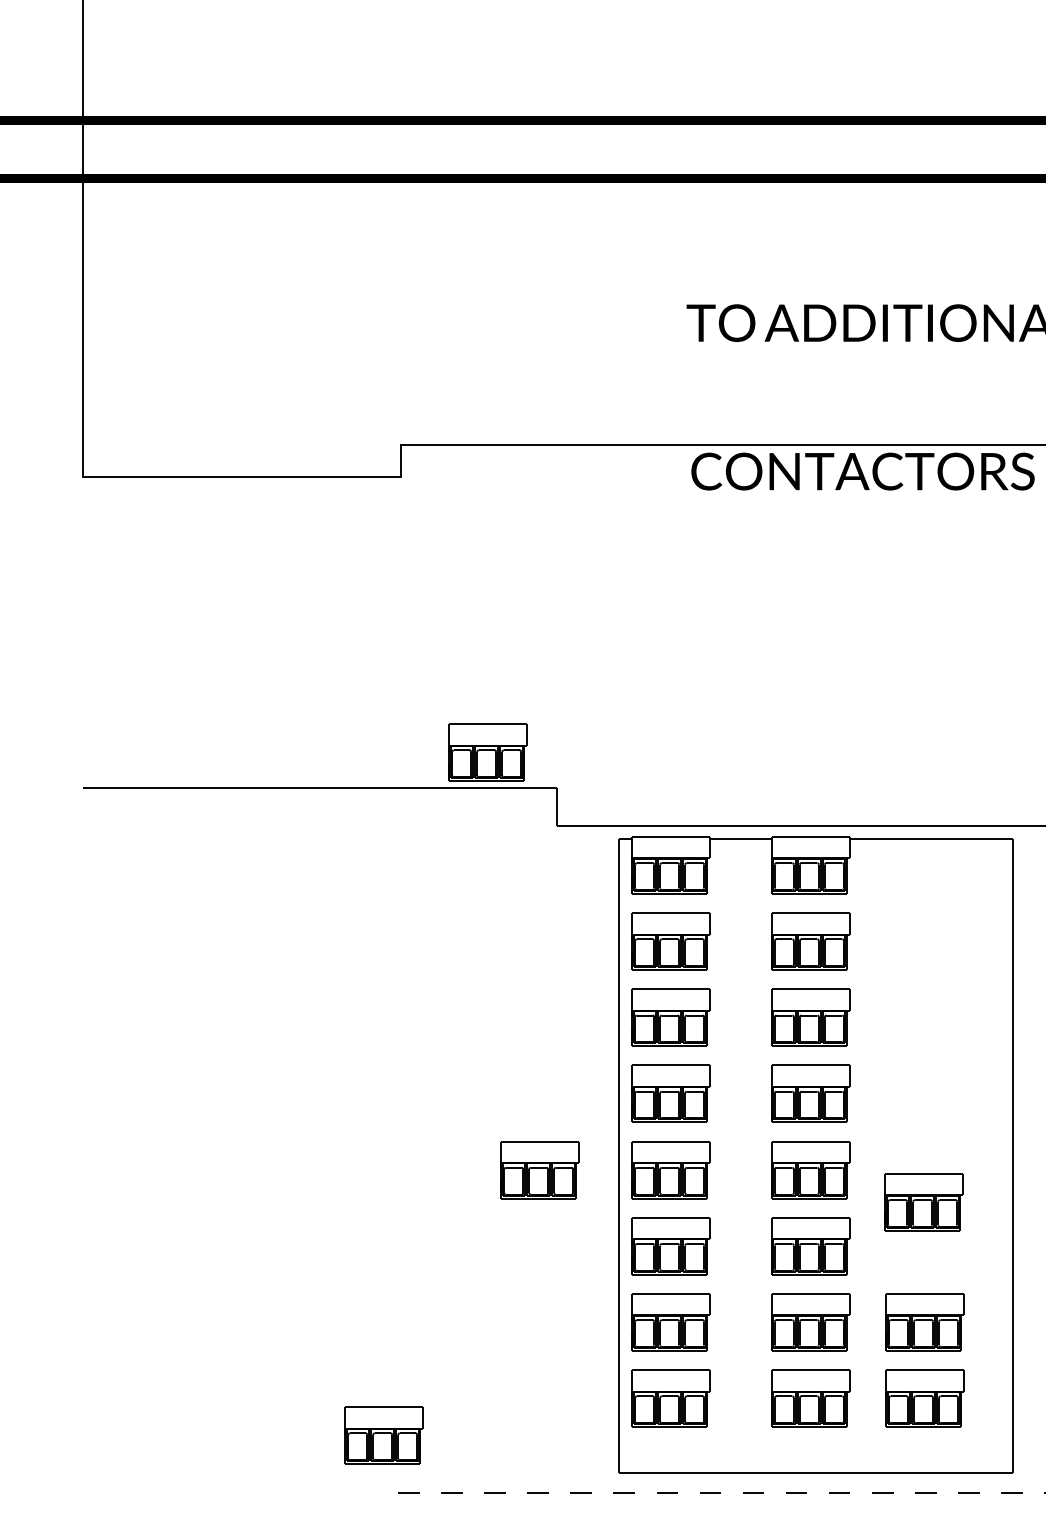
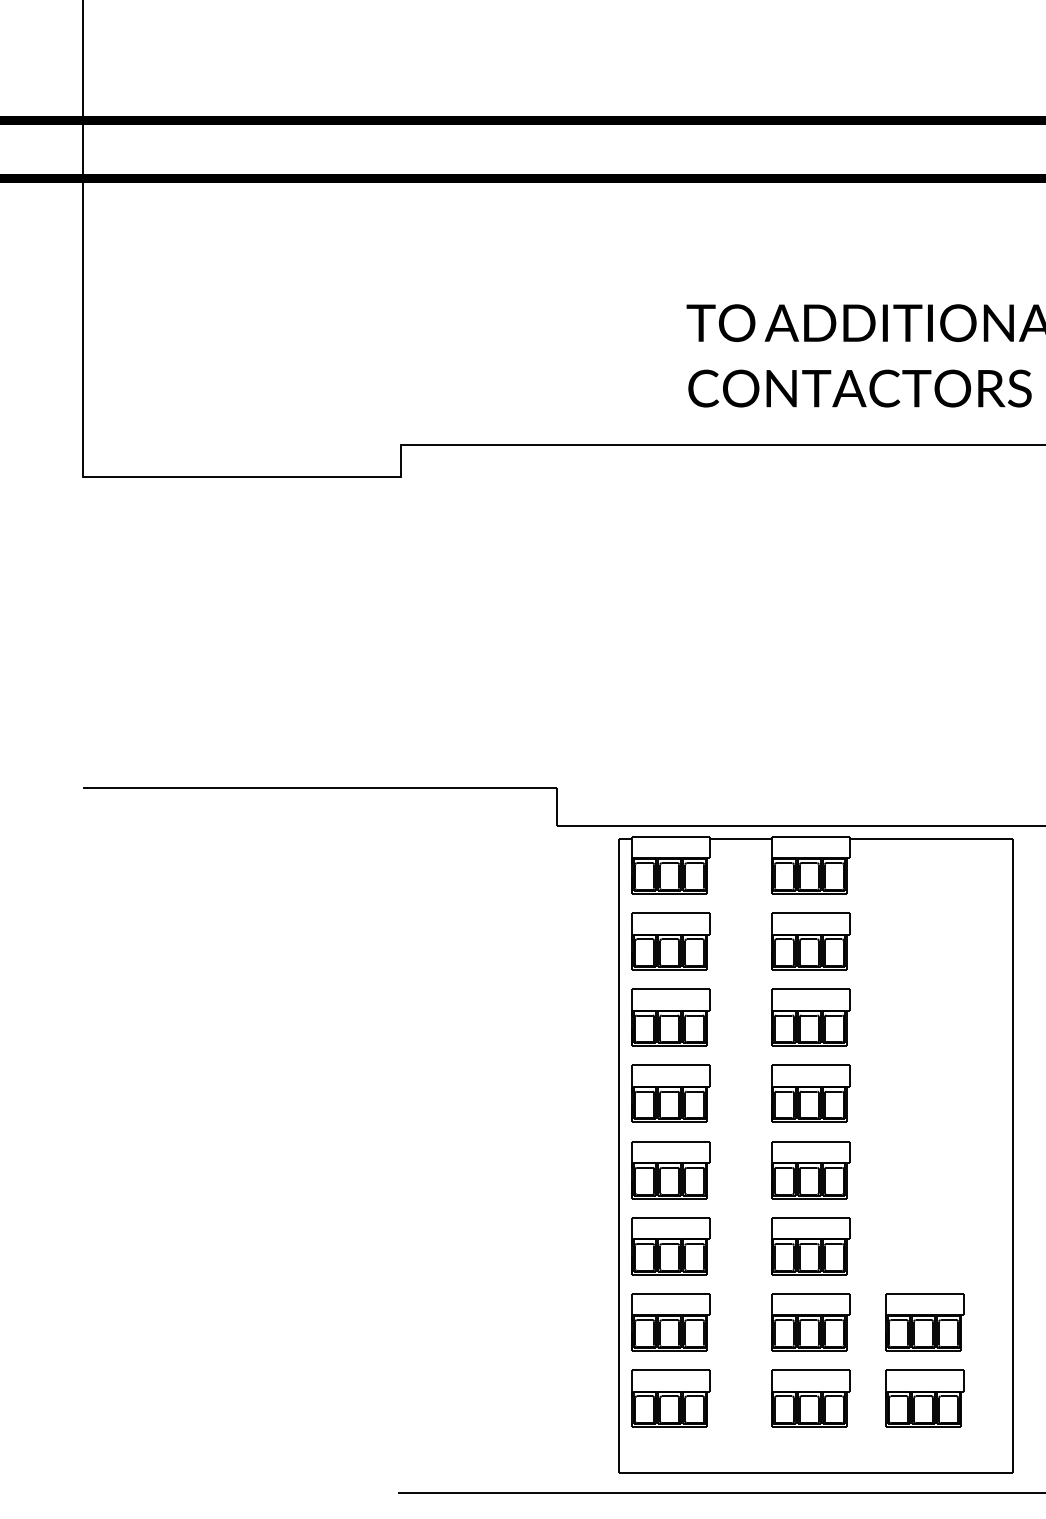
text position: (862, 471) -> (859, 388) (859, 388)
part: present -> none (487, 752)
part: present -> none (539, 1170)
part: present -> none (923, 1202)
part: present -> none (383, 1435)
line: dashed -> solid (721, 1492)
